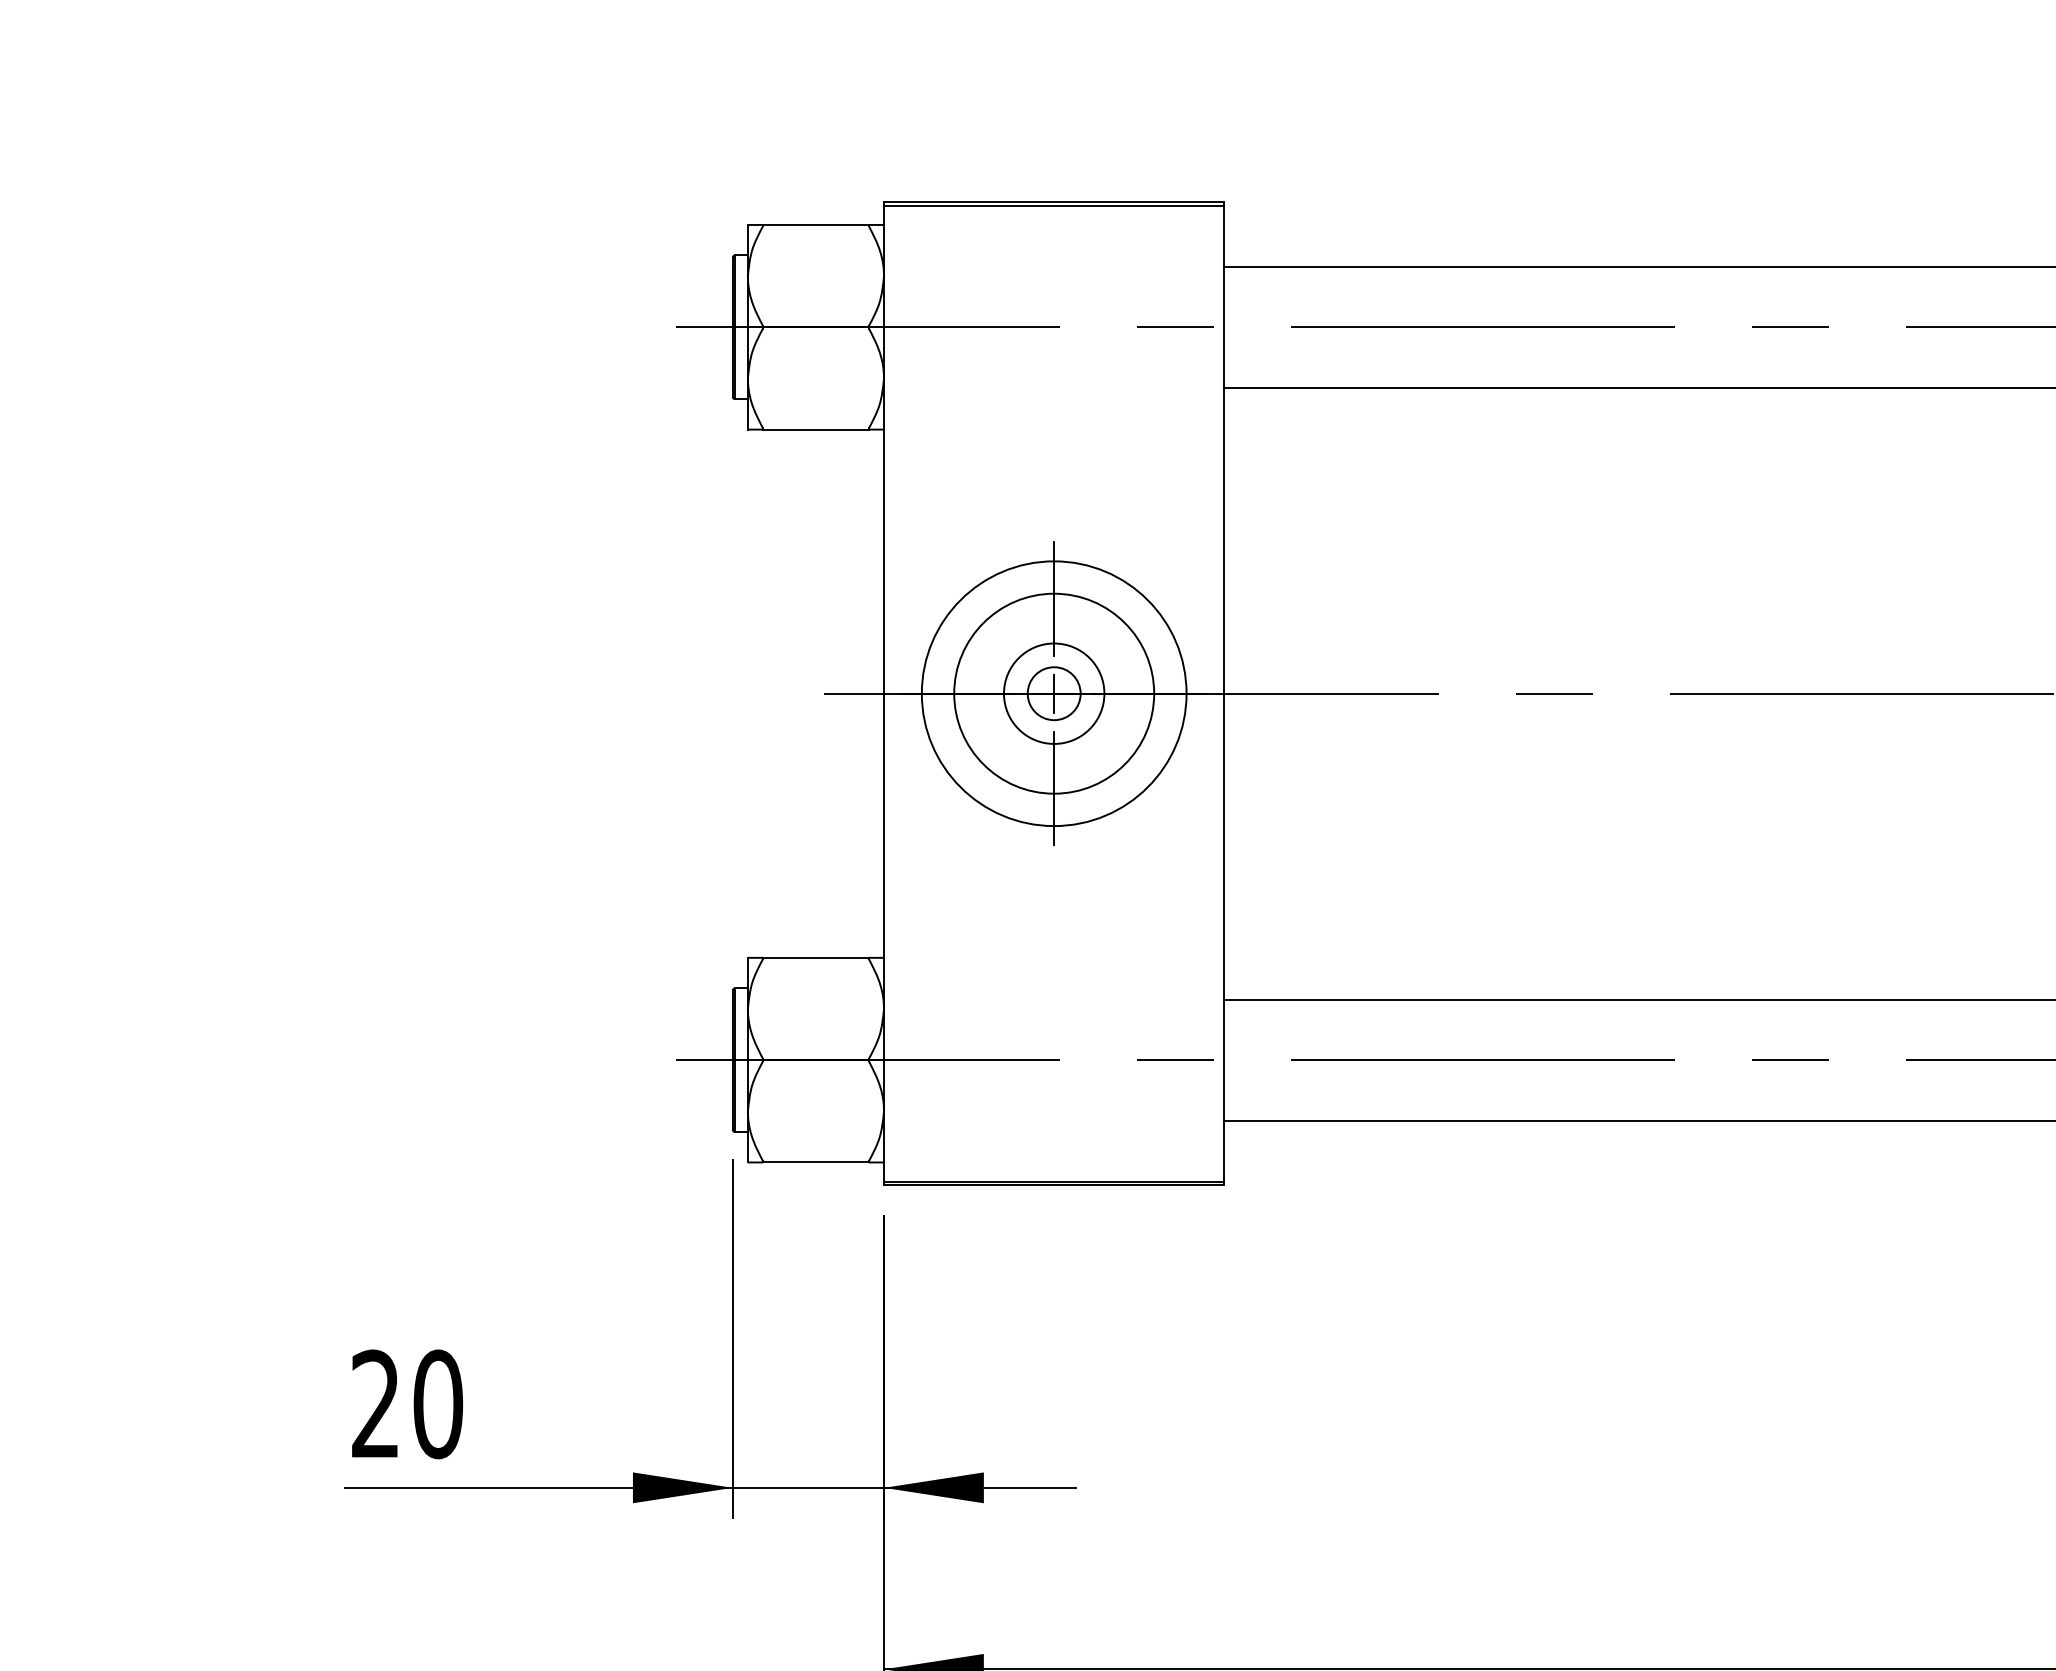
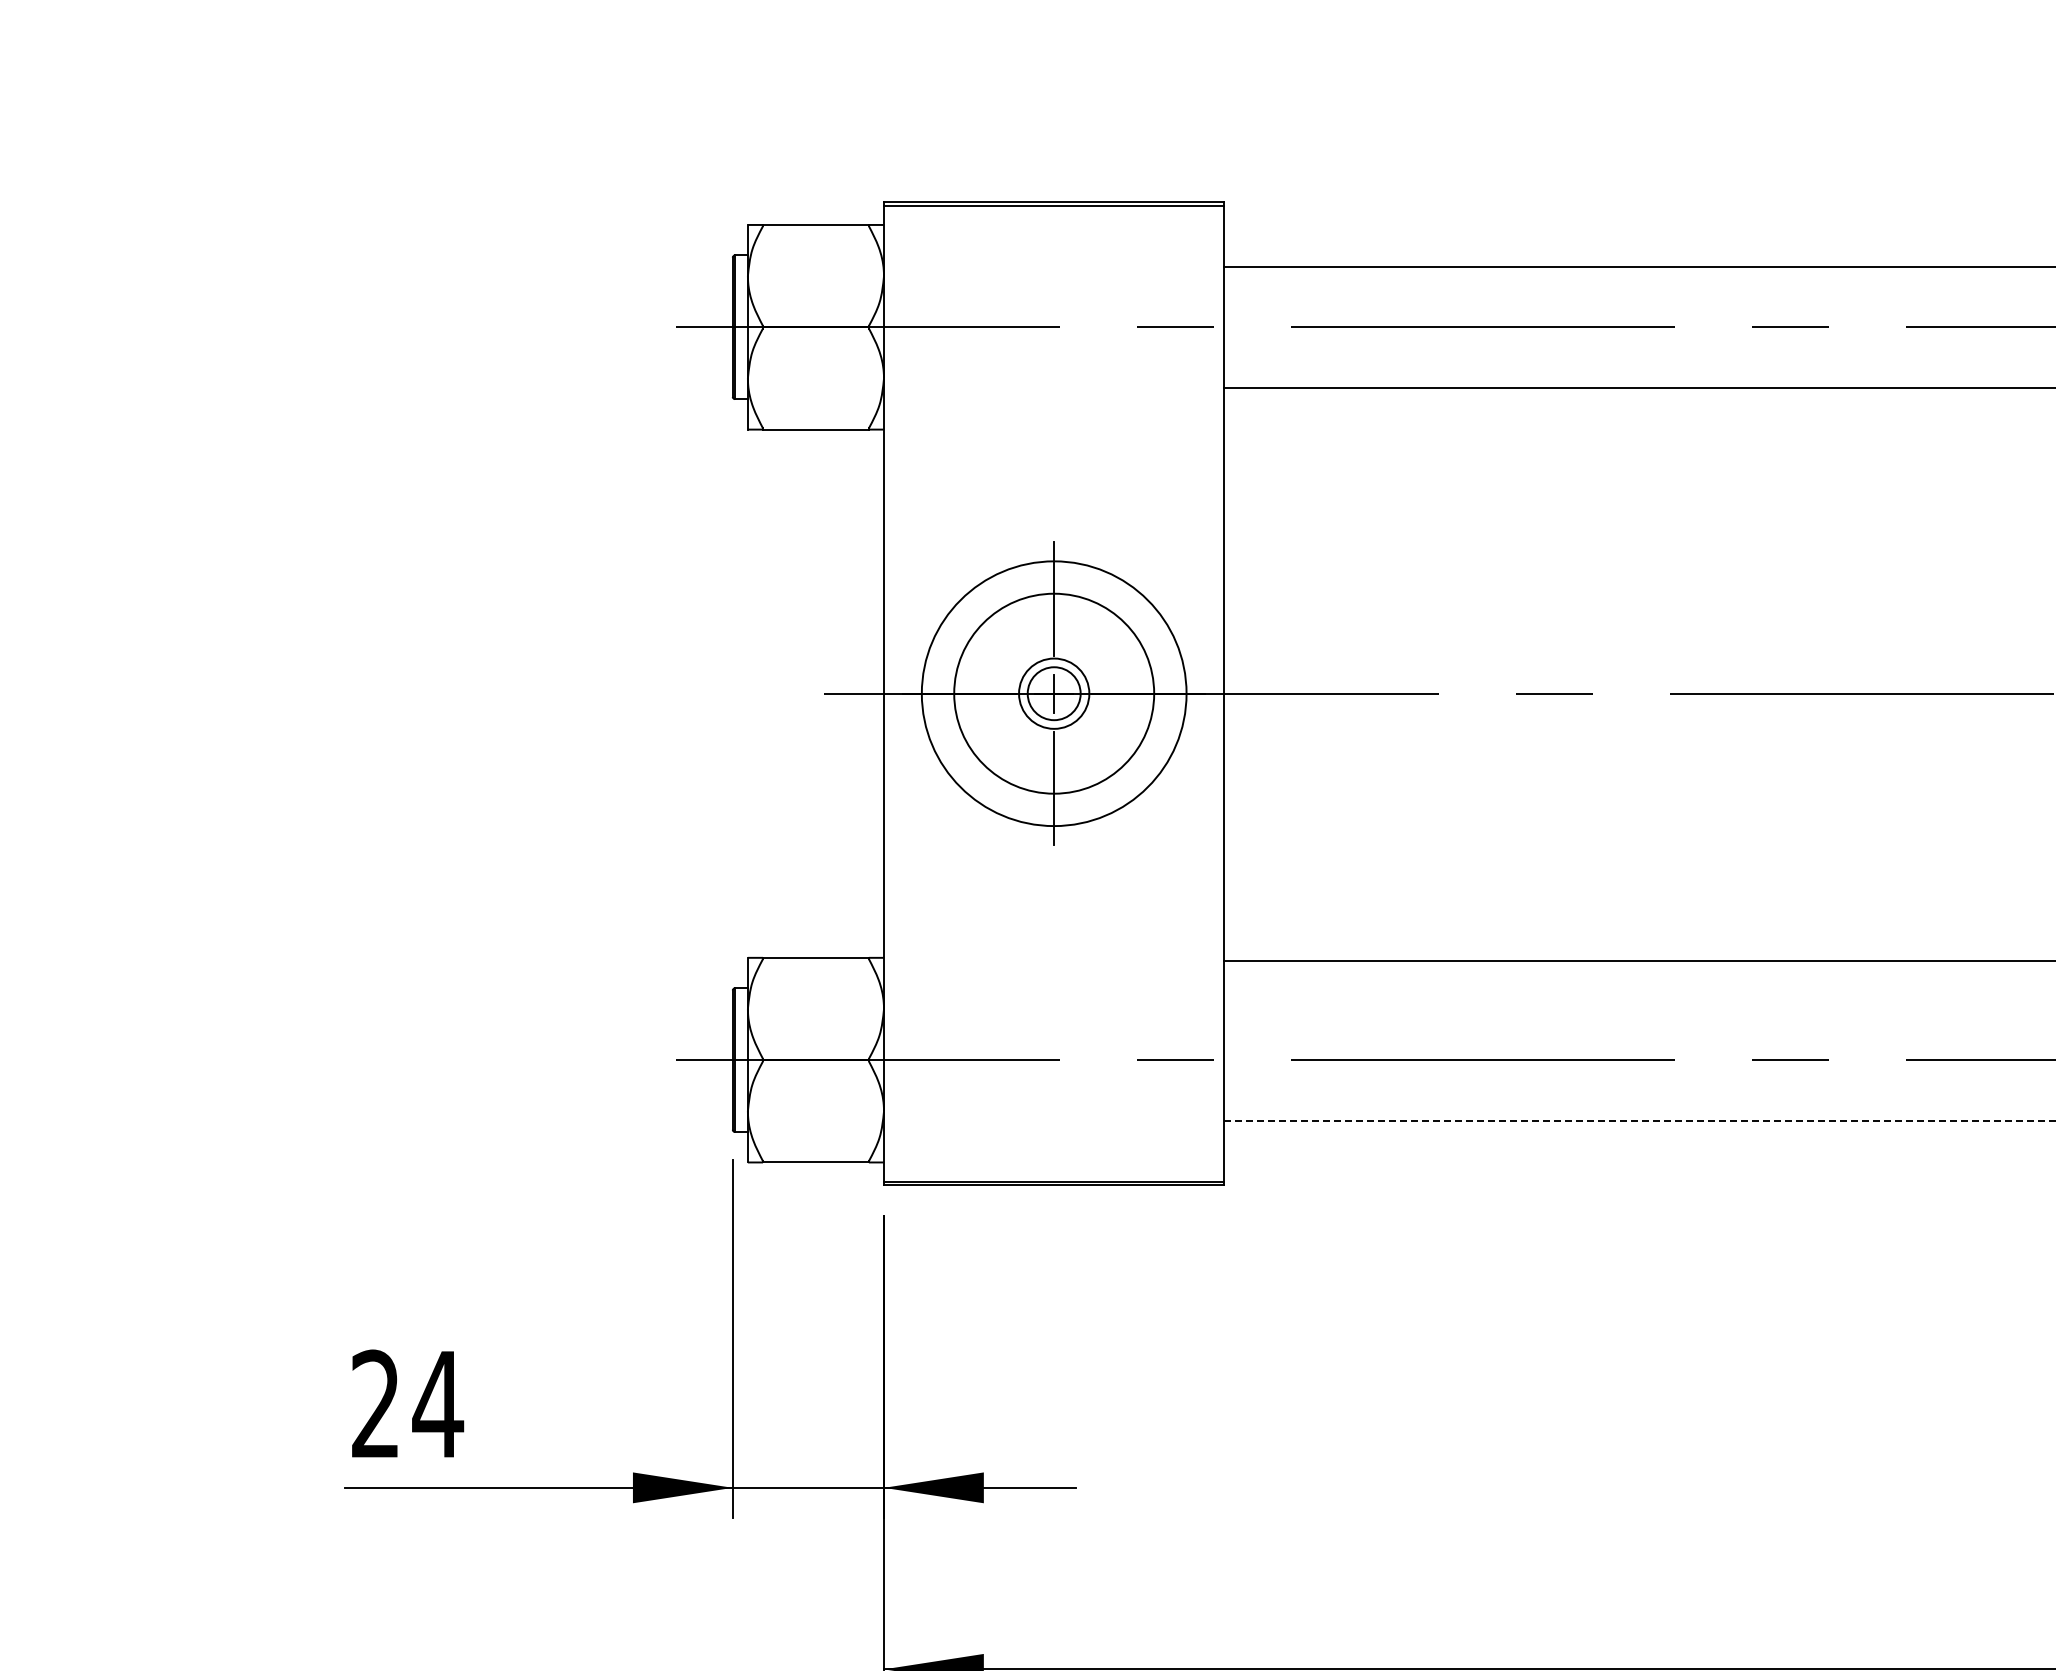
circle diameter: 100 px -> 70 px (1054, 693)
line position: (1638, 999) -> (1638, 960) (1638, 960)
line: solid -> dashed (1640, 1120)
text: 20 -> 24 (438, 1404)
